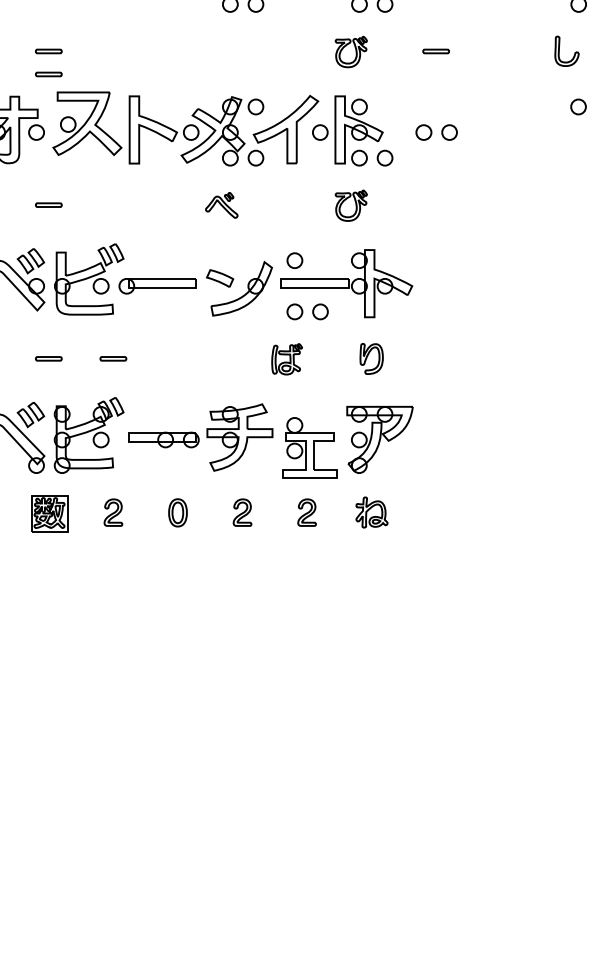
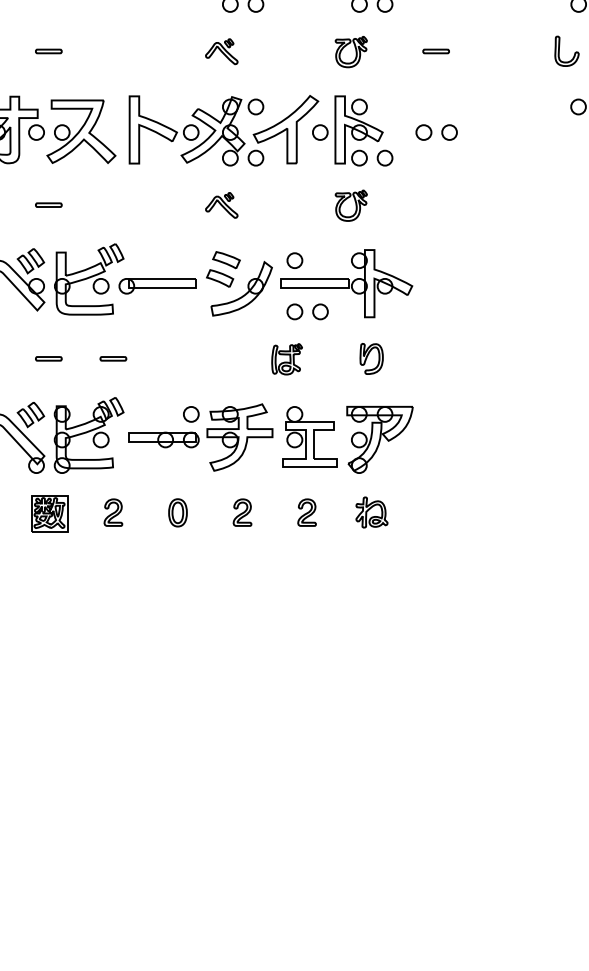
part: none -> present (221, 51)
part: present -> none (48, 74)
part position: (87, 123) -> (81, 131) (81, 131)
part: none -> present (226, 260)
part: none -> present (191, 414)
part position: (309, 447) -> (309, 436) (309, 436)
